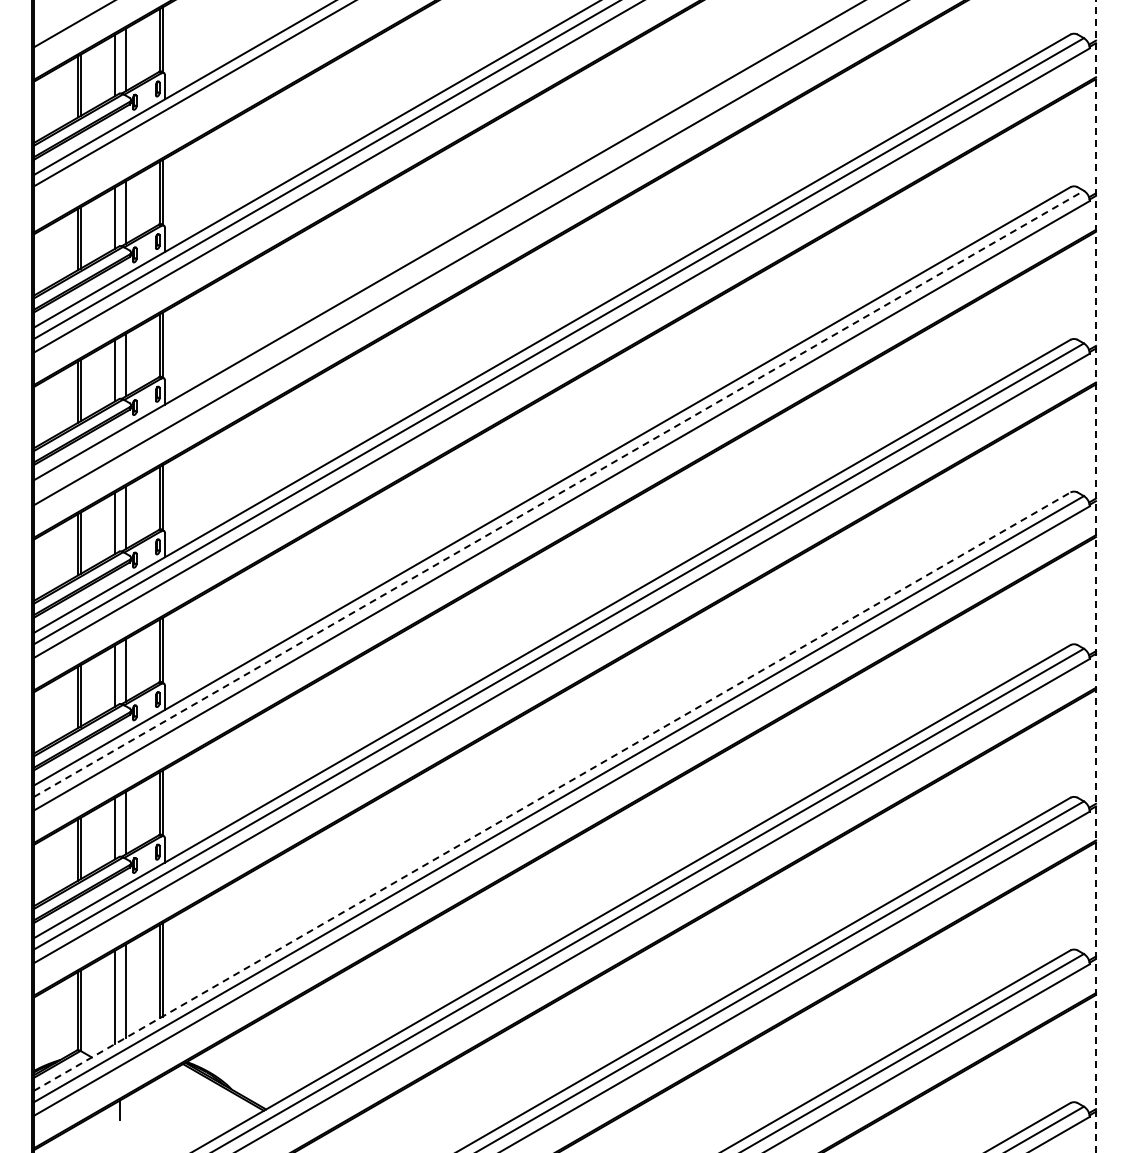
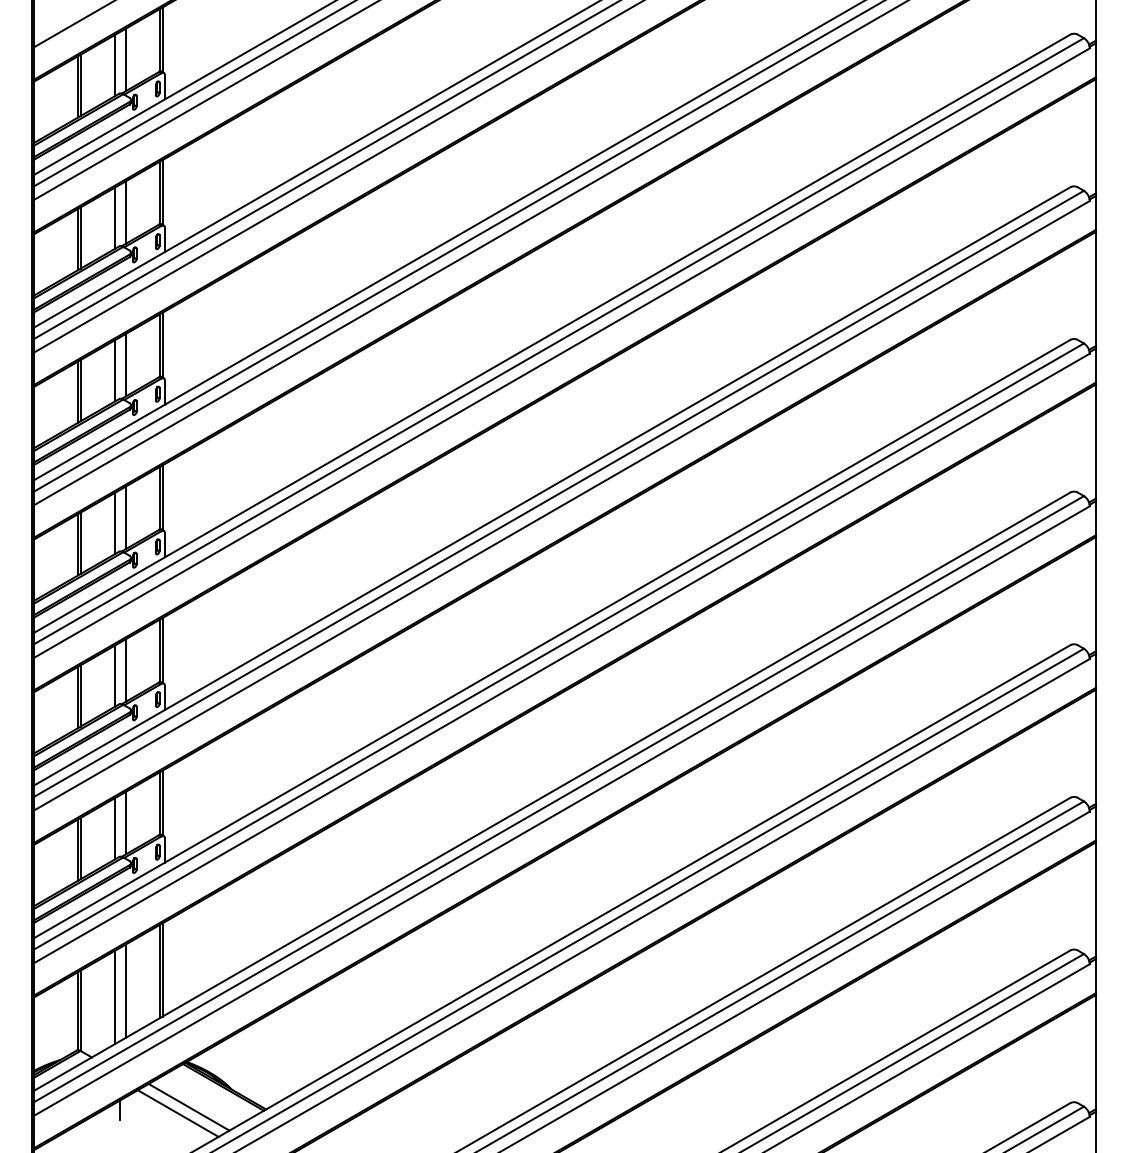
line: none -> present (204, 100)
line: none -> present (457, 246)
line: dashed -> solid (559, 493)
line: dashed -> solid (1096, 576)
line: dashed -> solid (552, 791)
line: none -> present (188, 1106)
line: none -> present (177, 1113)
